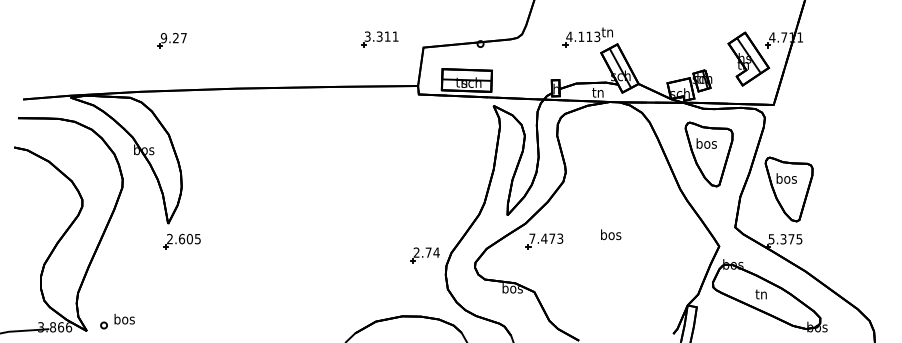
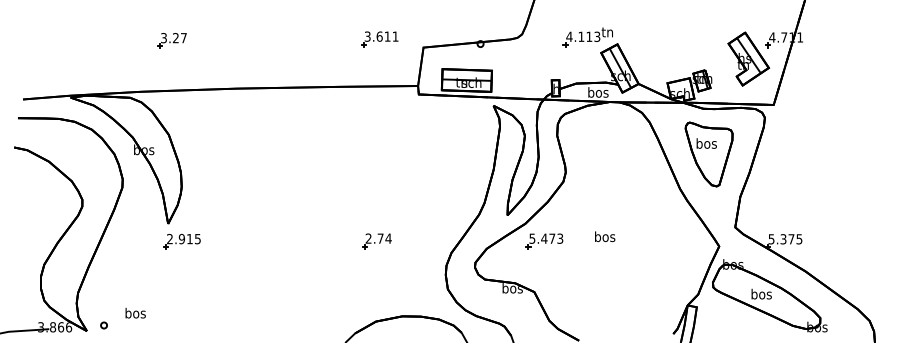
text: 3.311 -> 3.611 (379, 36)
text: 9.27 -> 3.27 (163, 38)
text: tn -> bos (598, 92)
part: present -> none (788, 189)
text position: (611, 234) -> (605, 236) (605, 236)
text: 7.473 -> 5.473 (532, 238)
text: 2.605 -> 2.915 (185, 239)
part position: (424, 255) -> (376, 241) (376, 241)
text: tn -> bos (761, 293)
text position: (124, 318) -> (135, 312) (135, 312)
